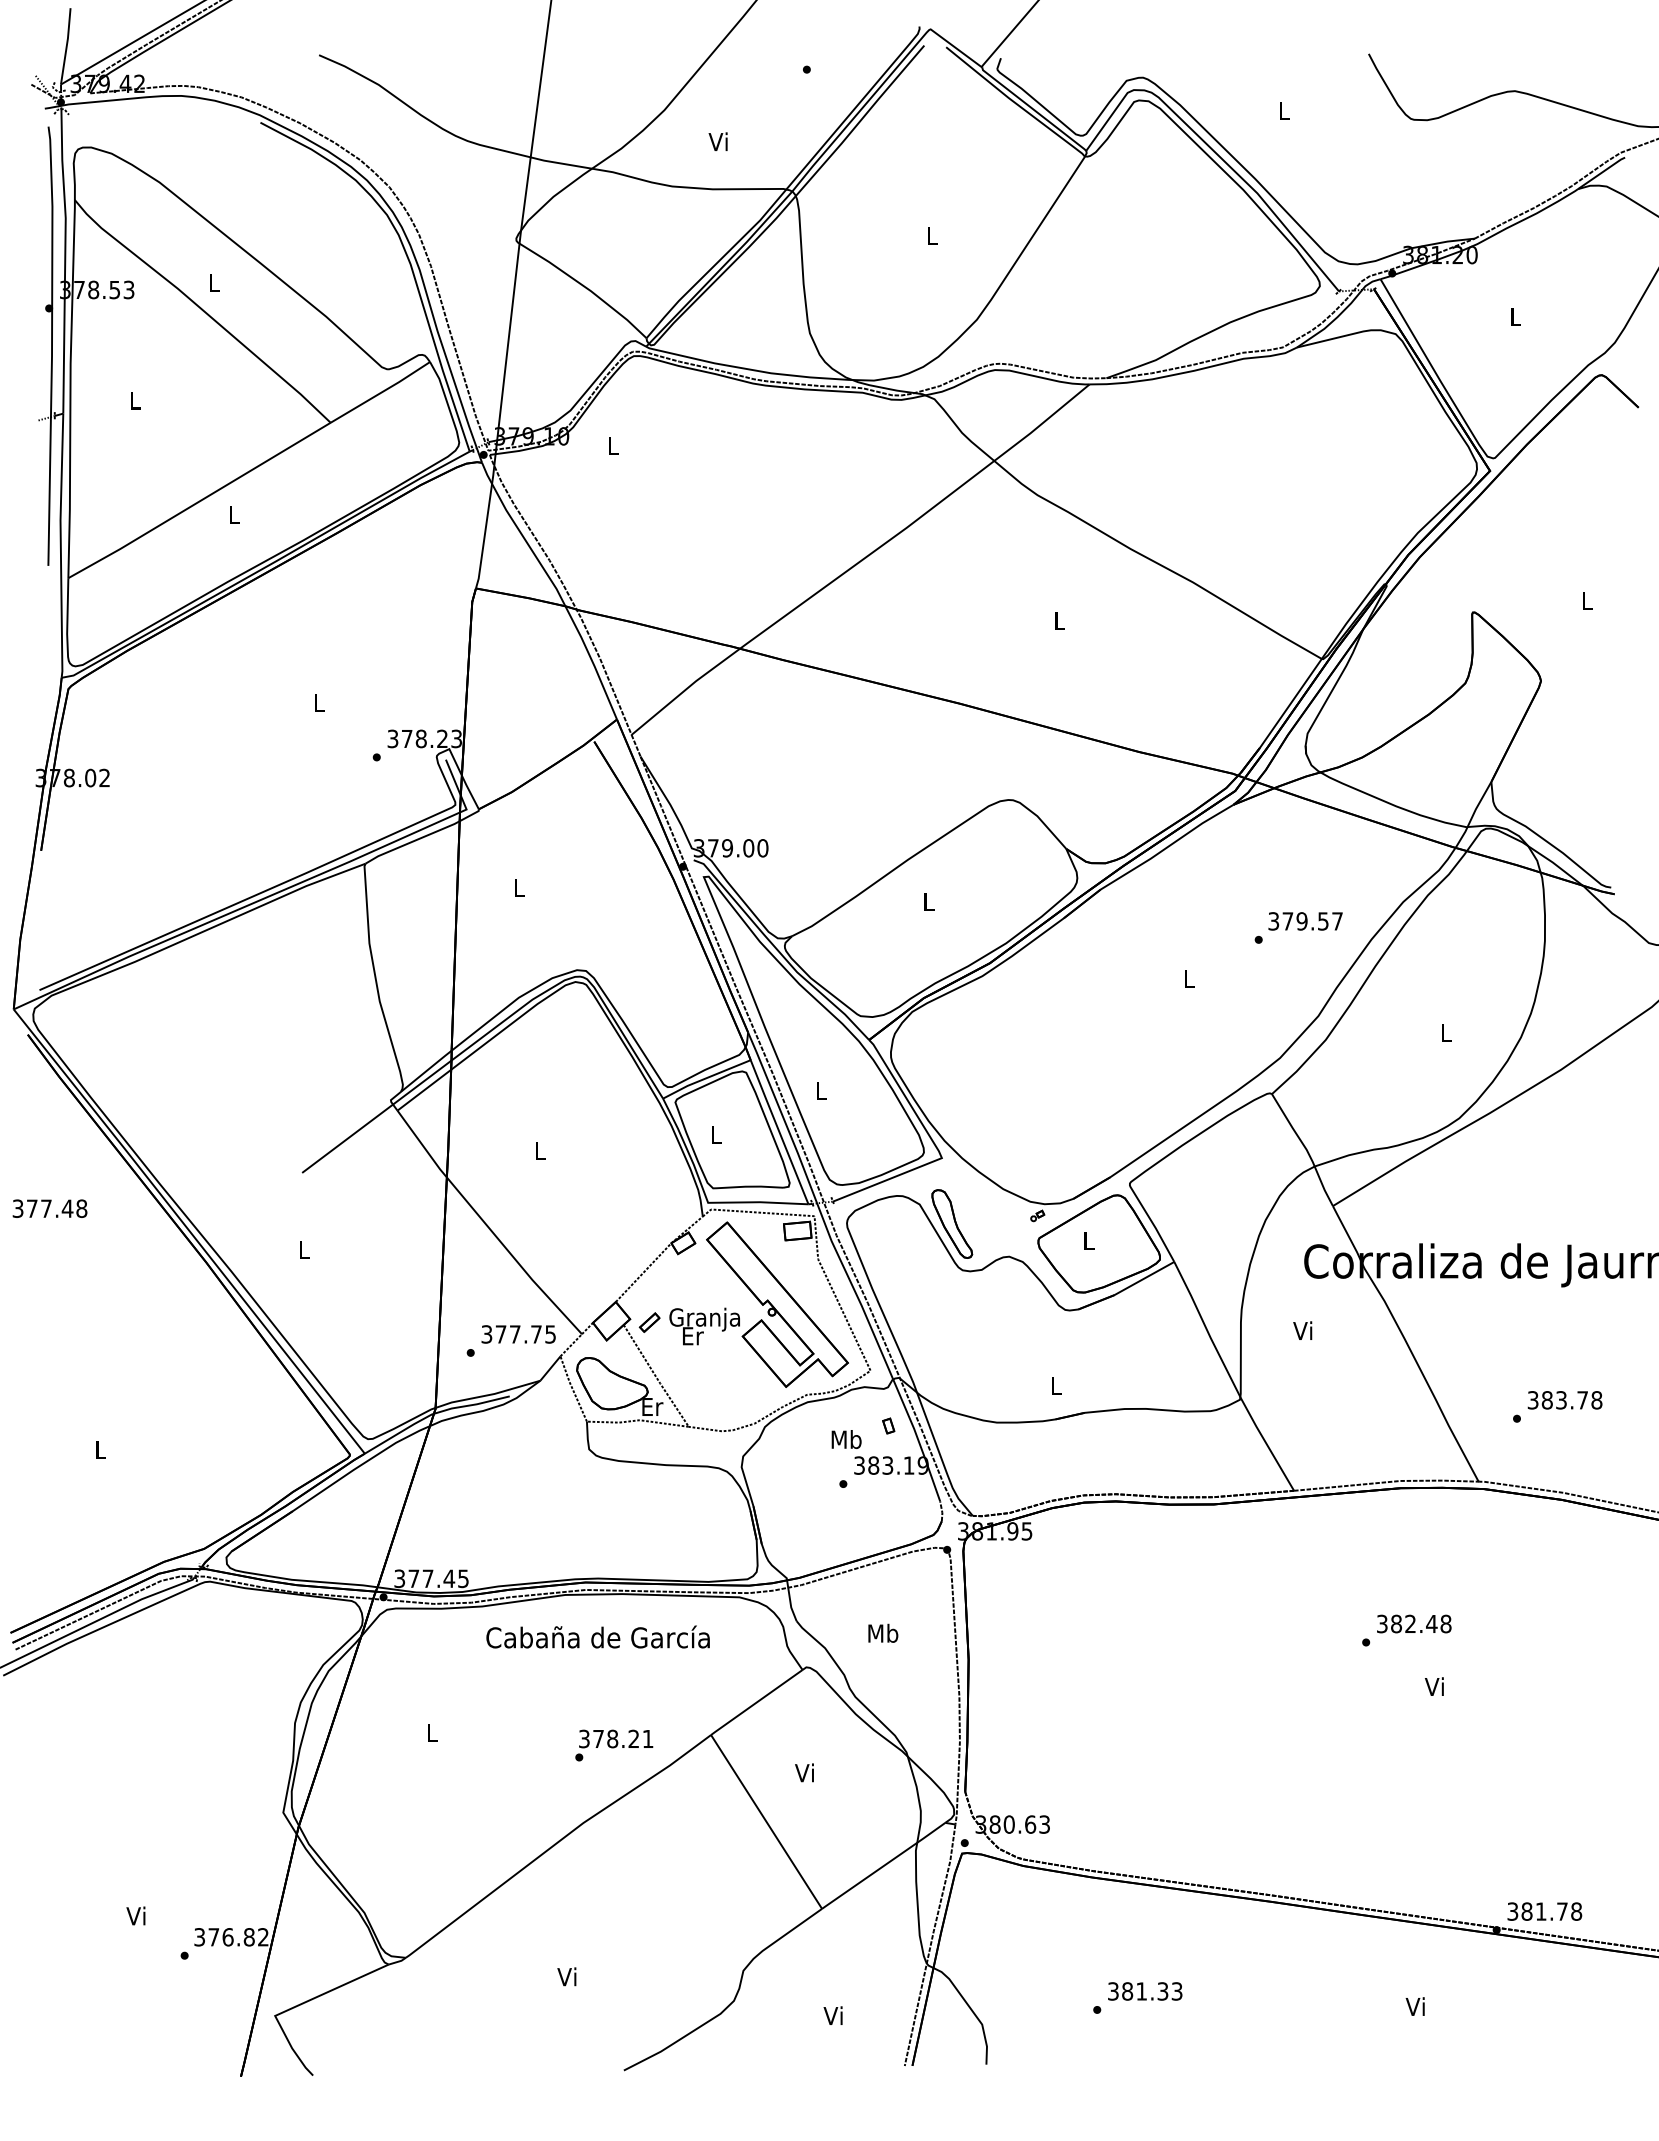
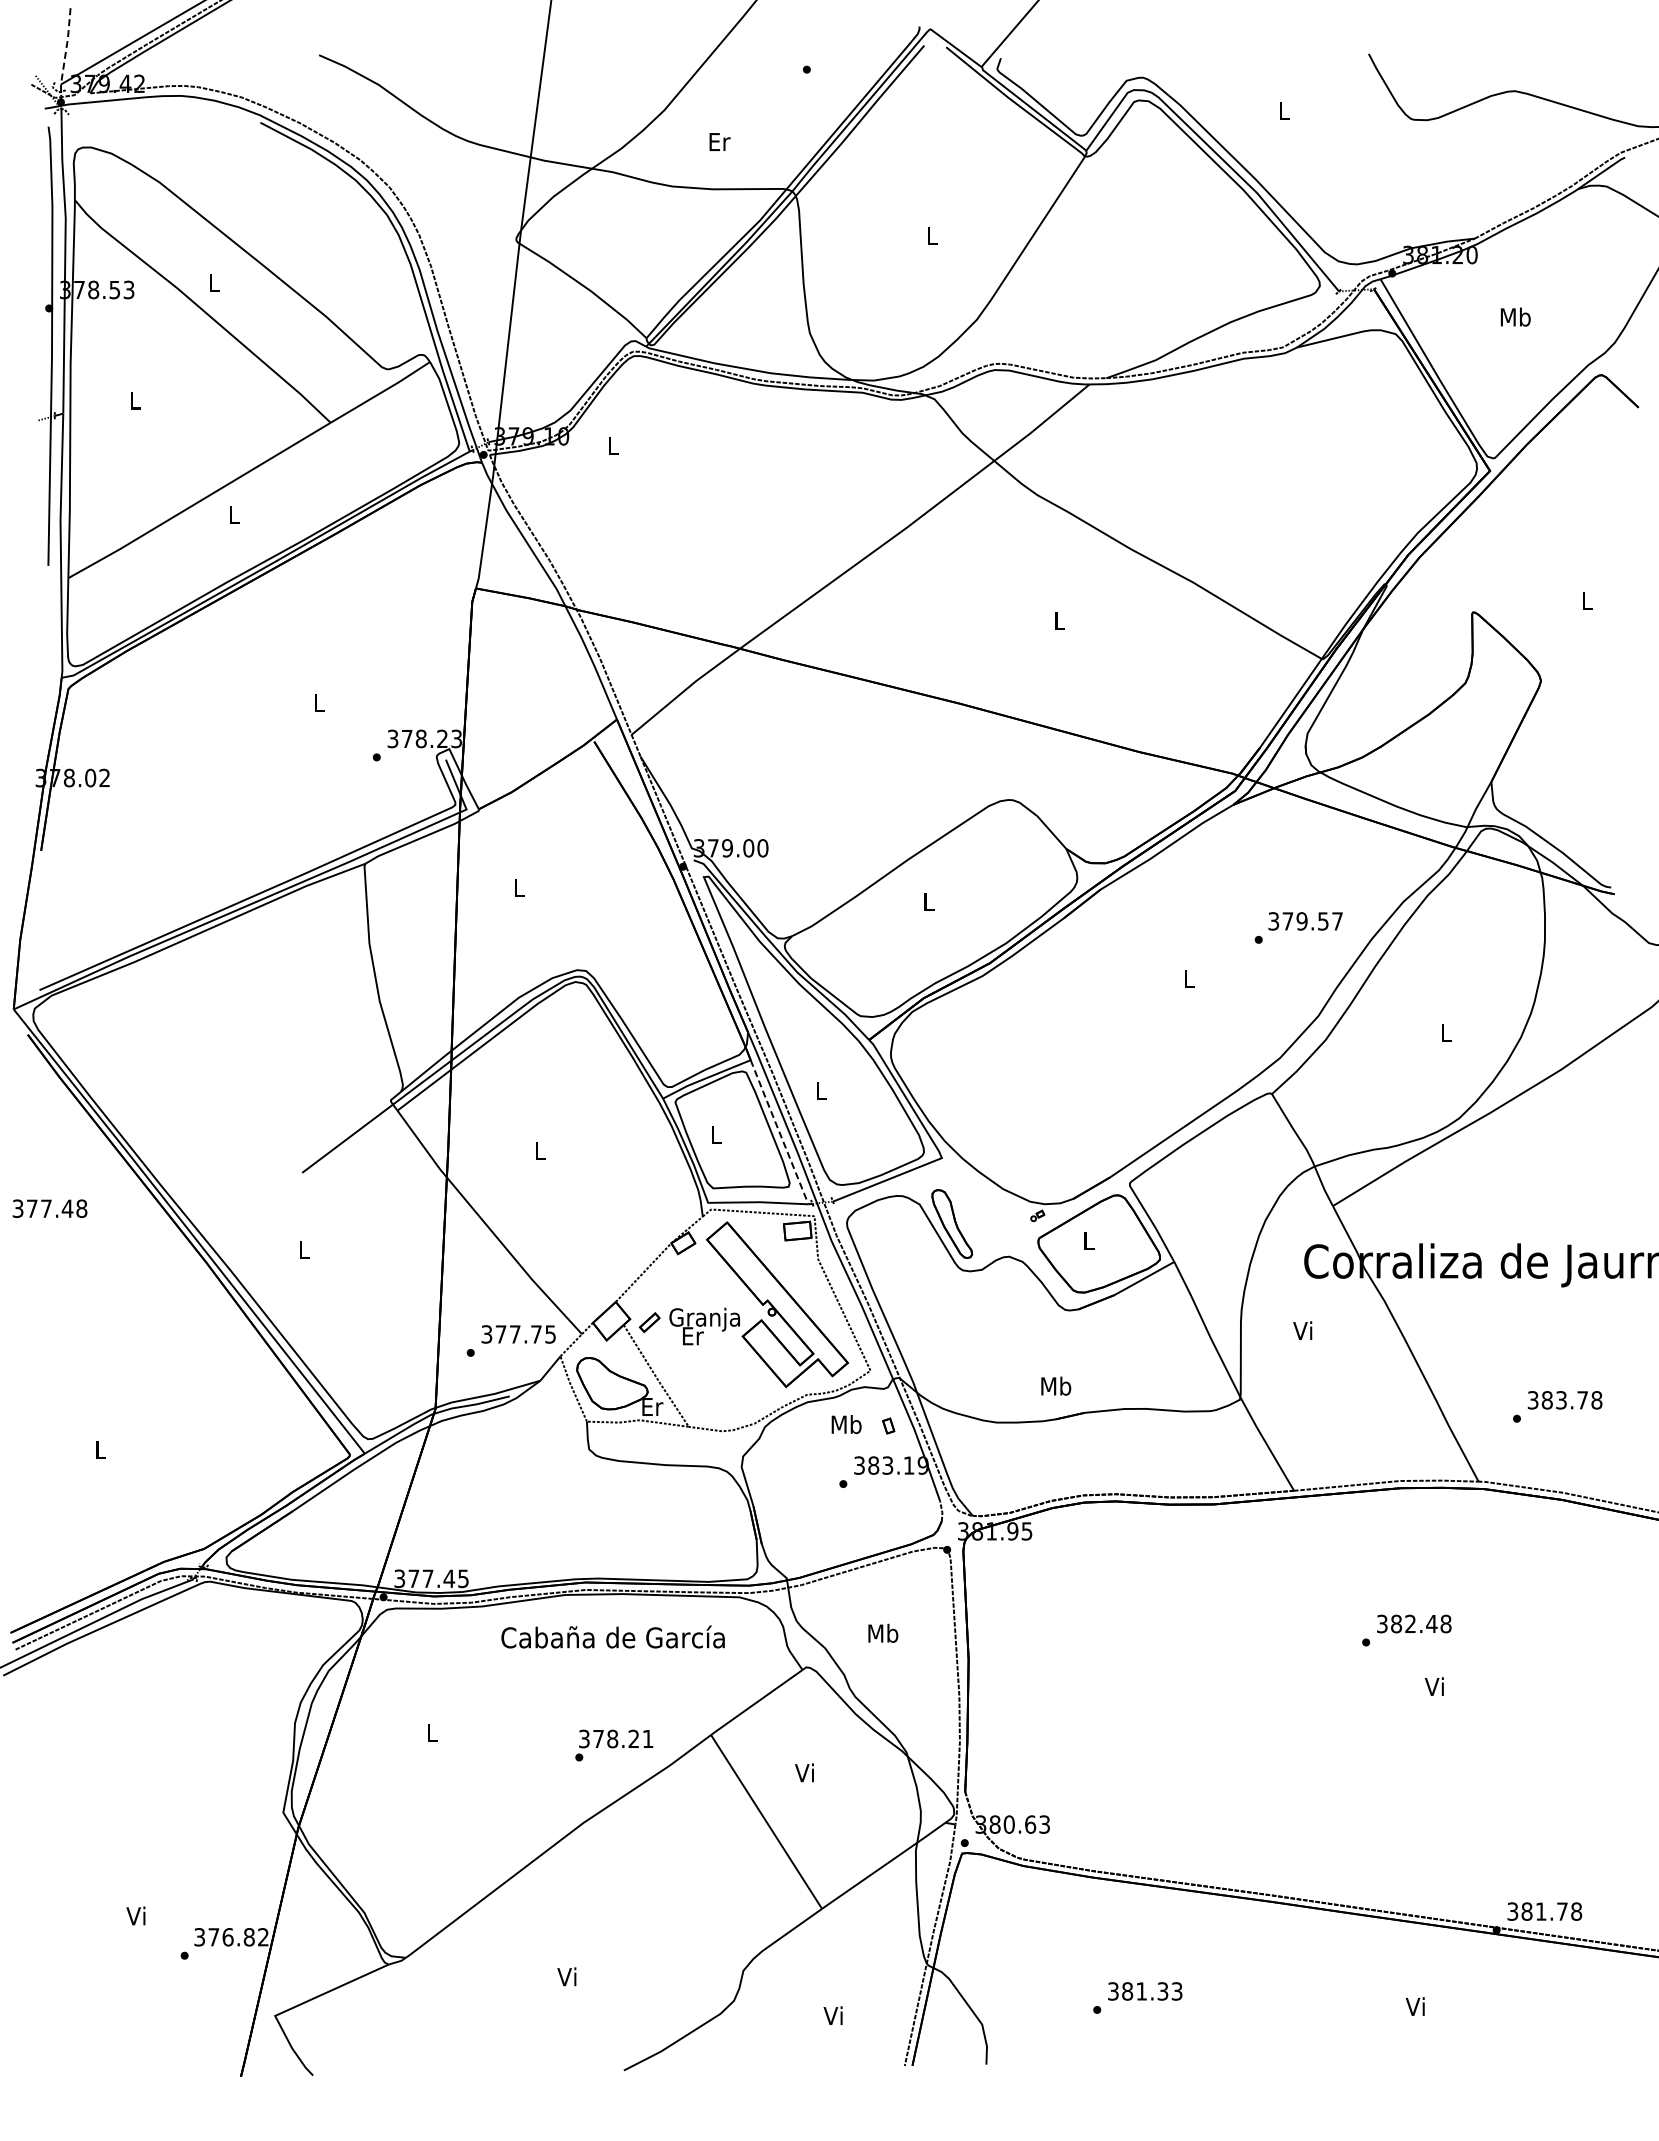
line: solid -> dashed (66, 46)
text: Vi -> Er (719, 141)
text: L -> Mb (1515, 316)
line: solid -> dashed (779, 1132)
text: L -> Mb (1056, 1385)
text position: (846, 1439) -> (846, 1424) (846, 1424)
text position: (597, 1636) -> (612, 1636) (612, 1636)
